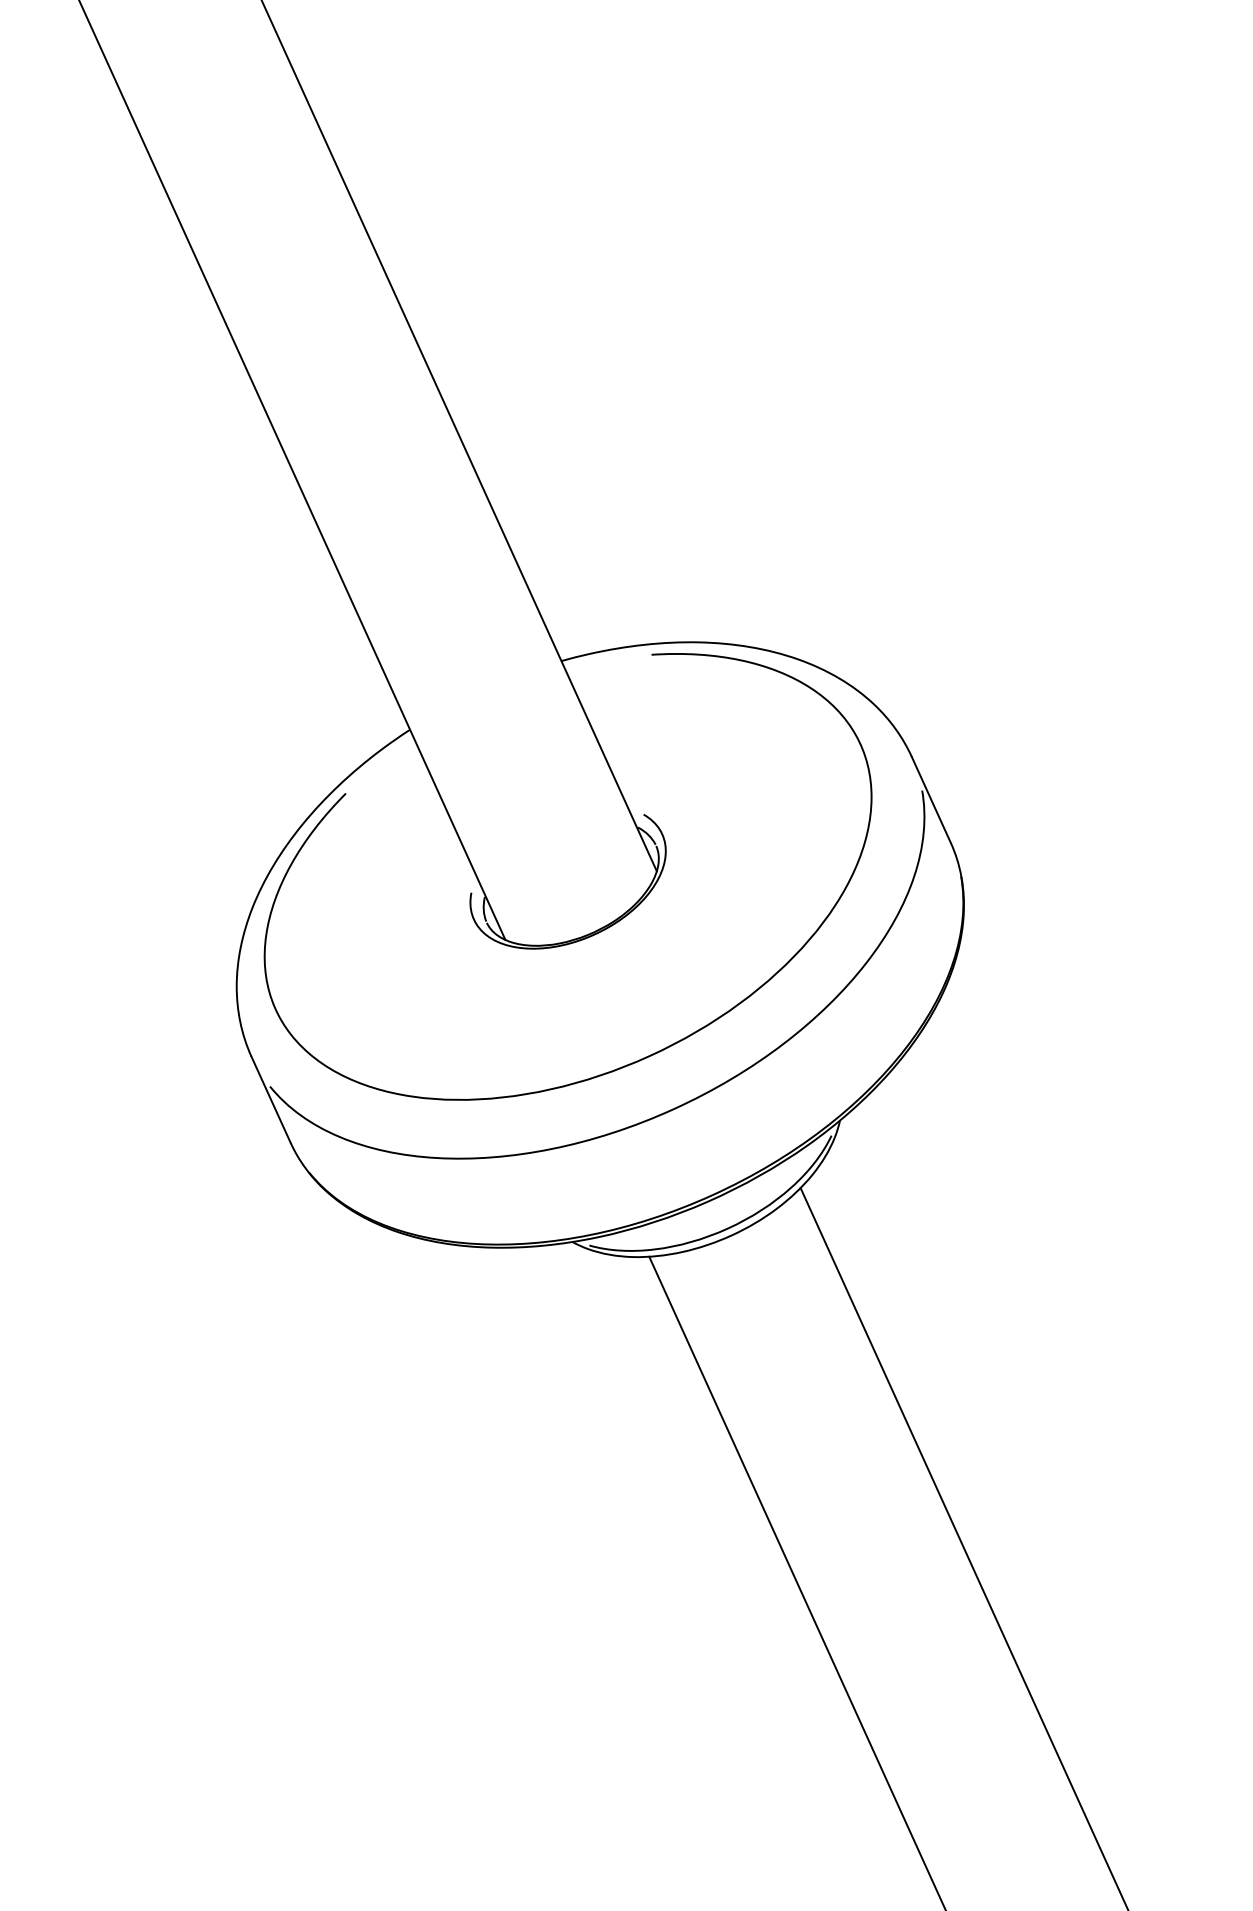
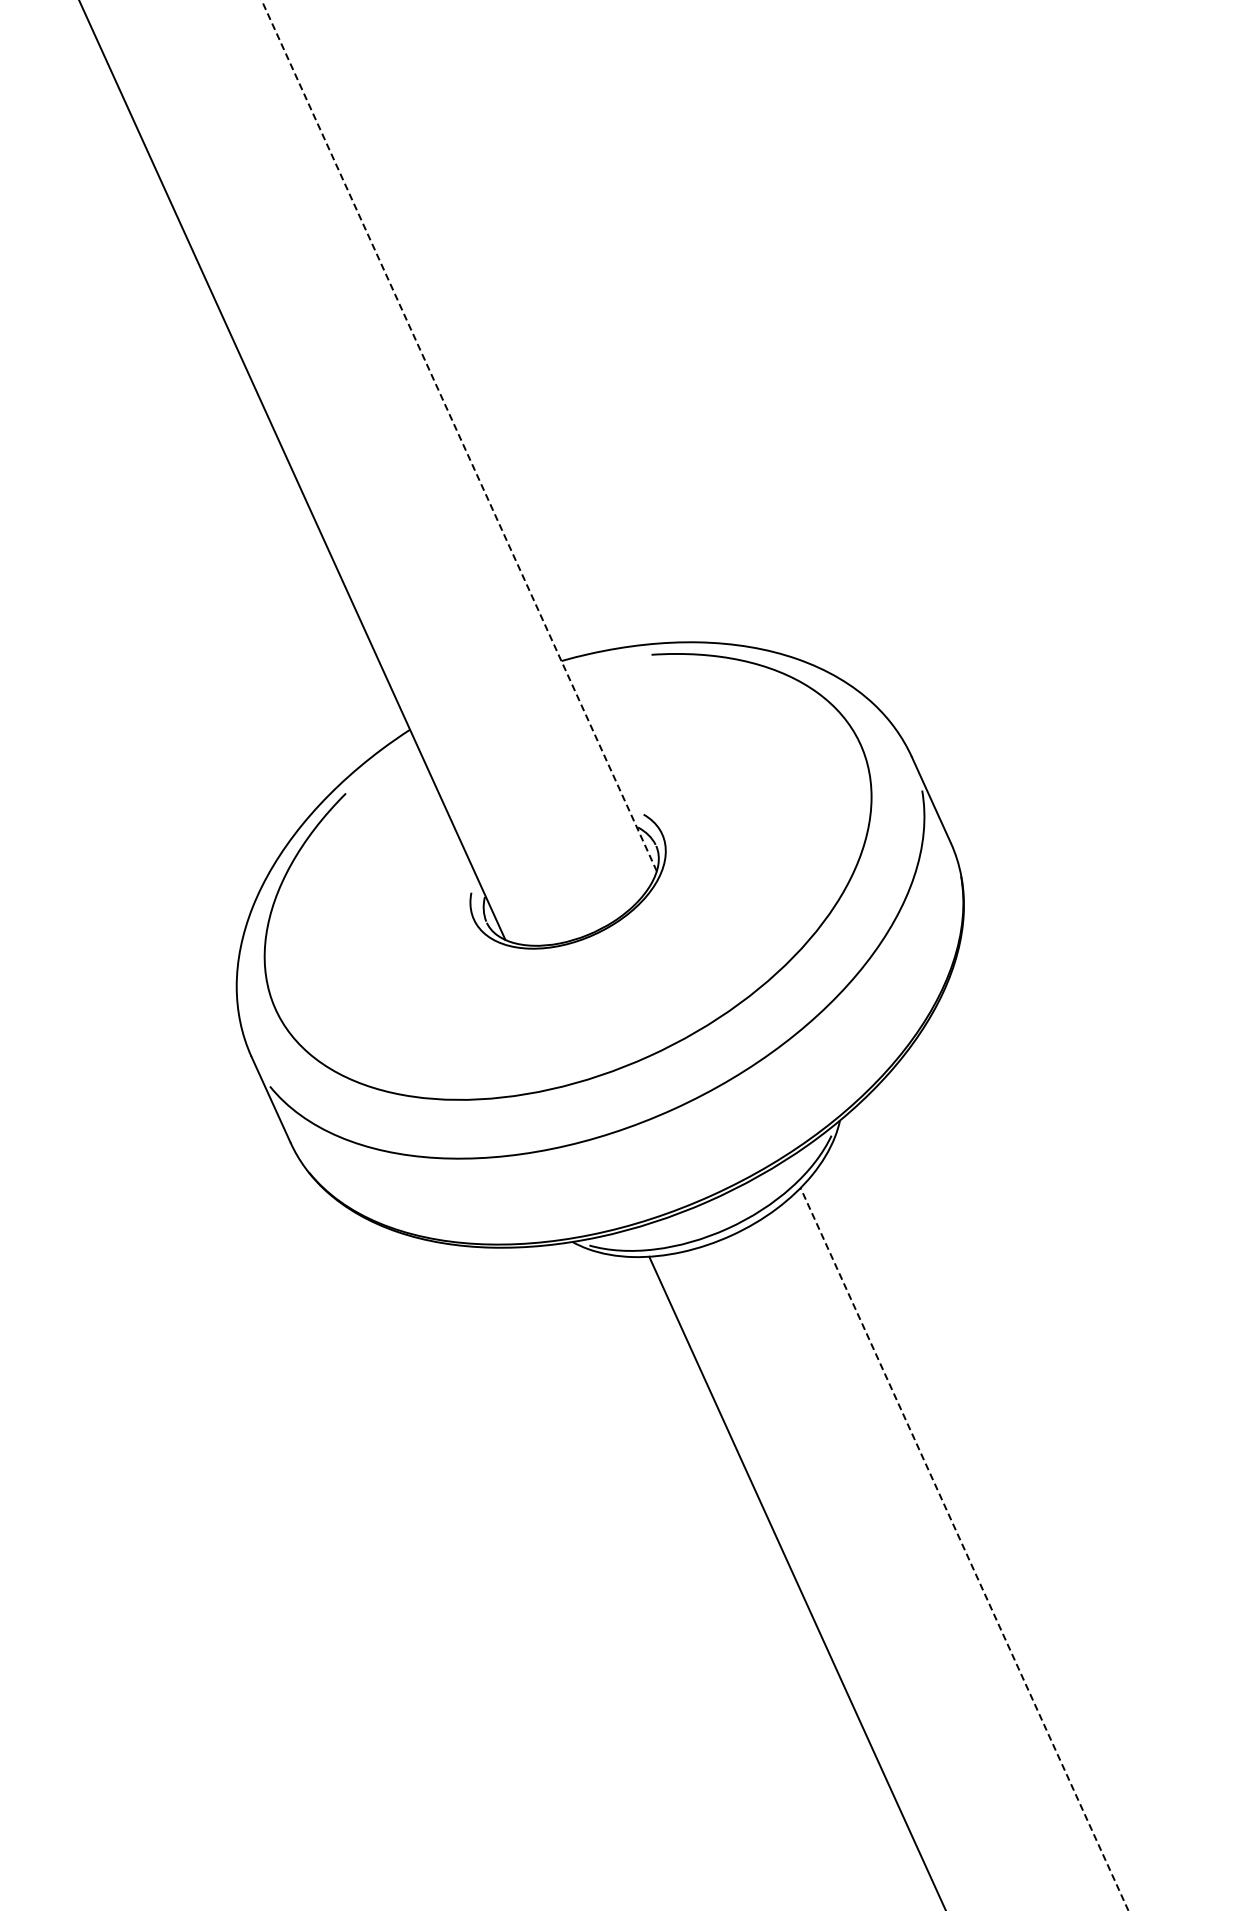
line: solid -> dashed (459, 435)
line: solid -> dashed (964, 1549)
